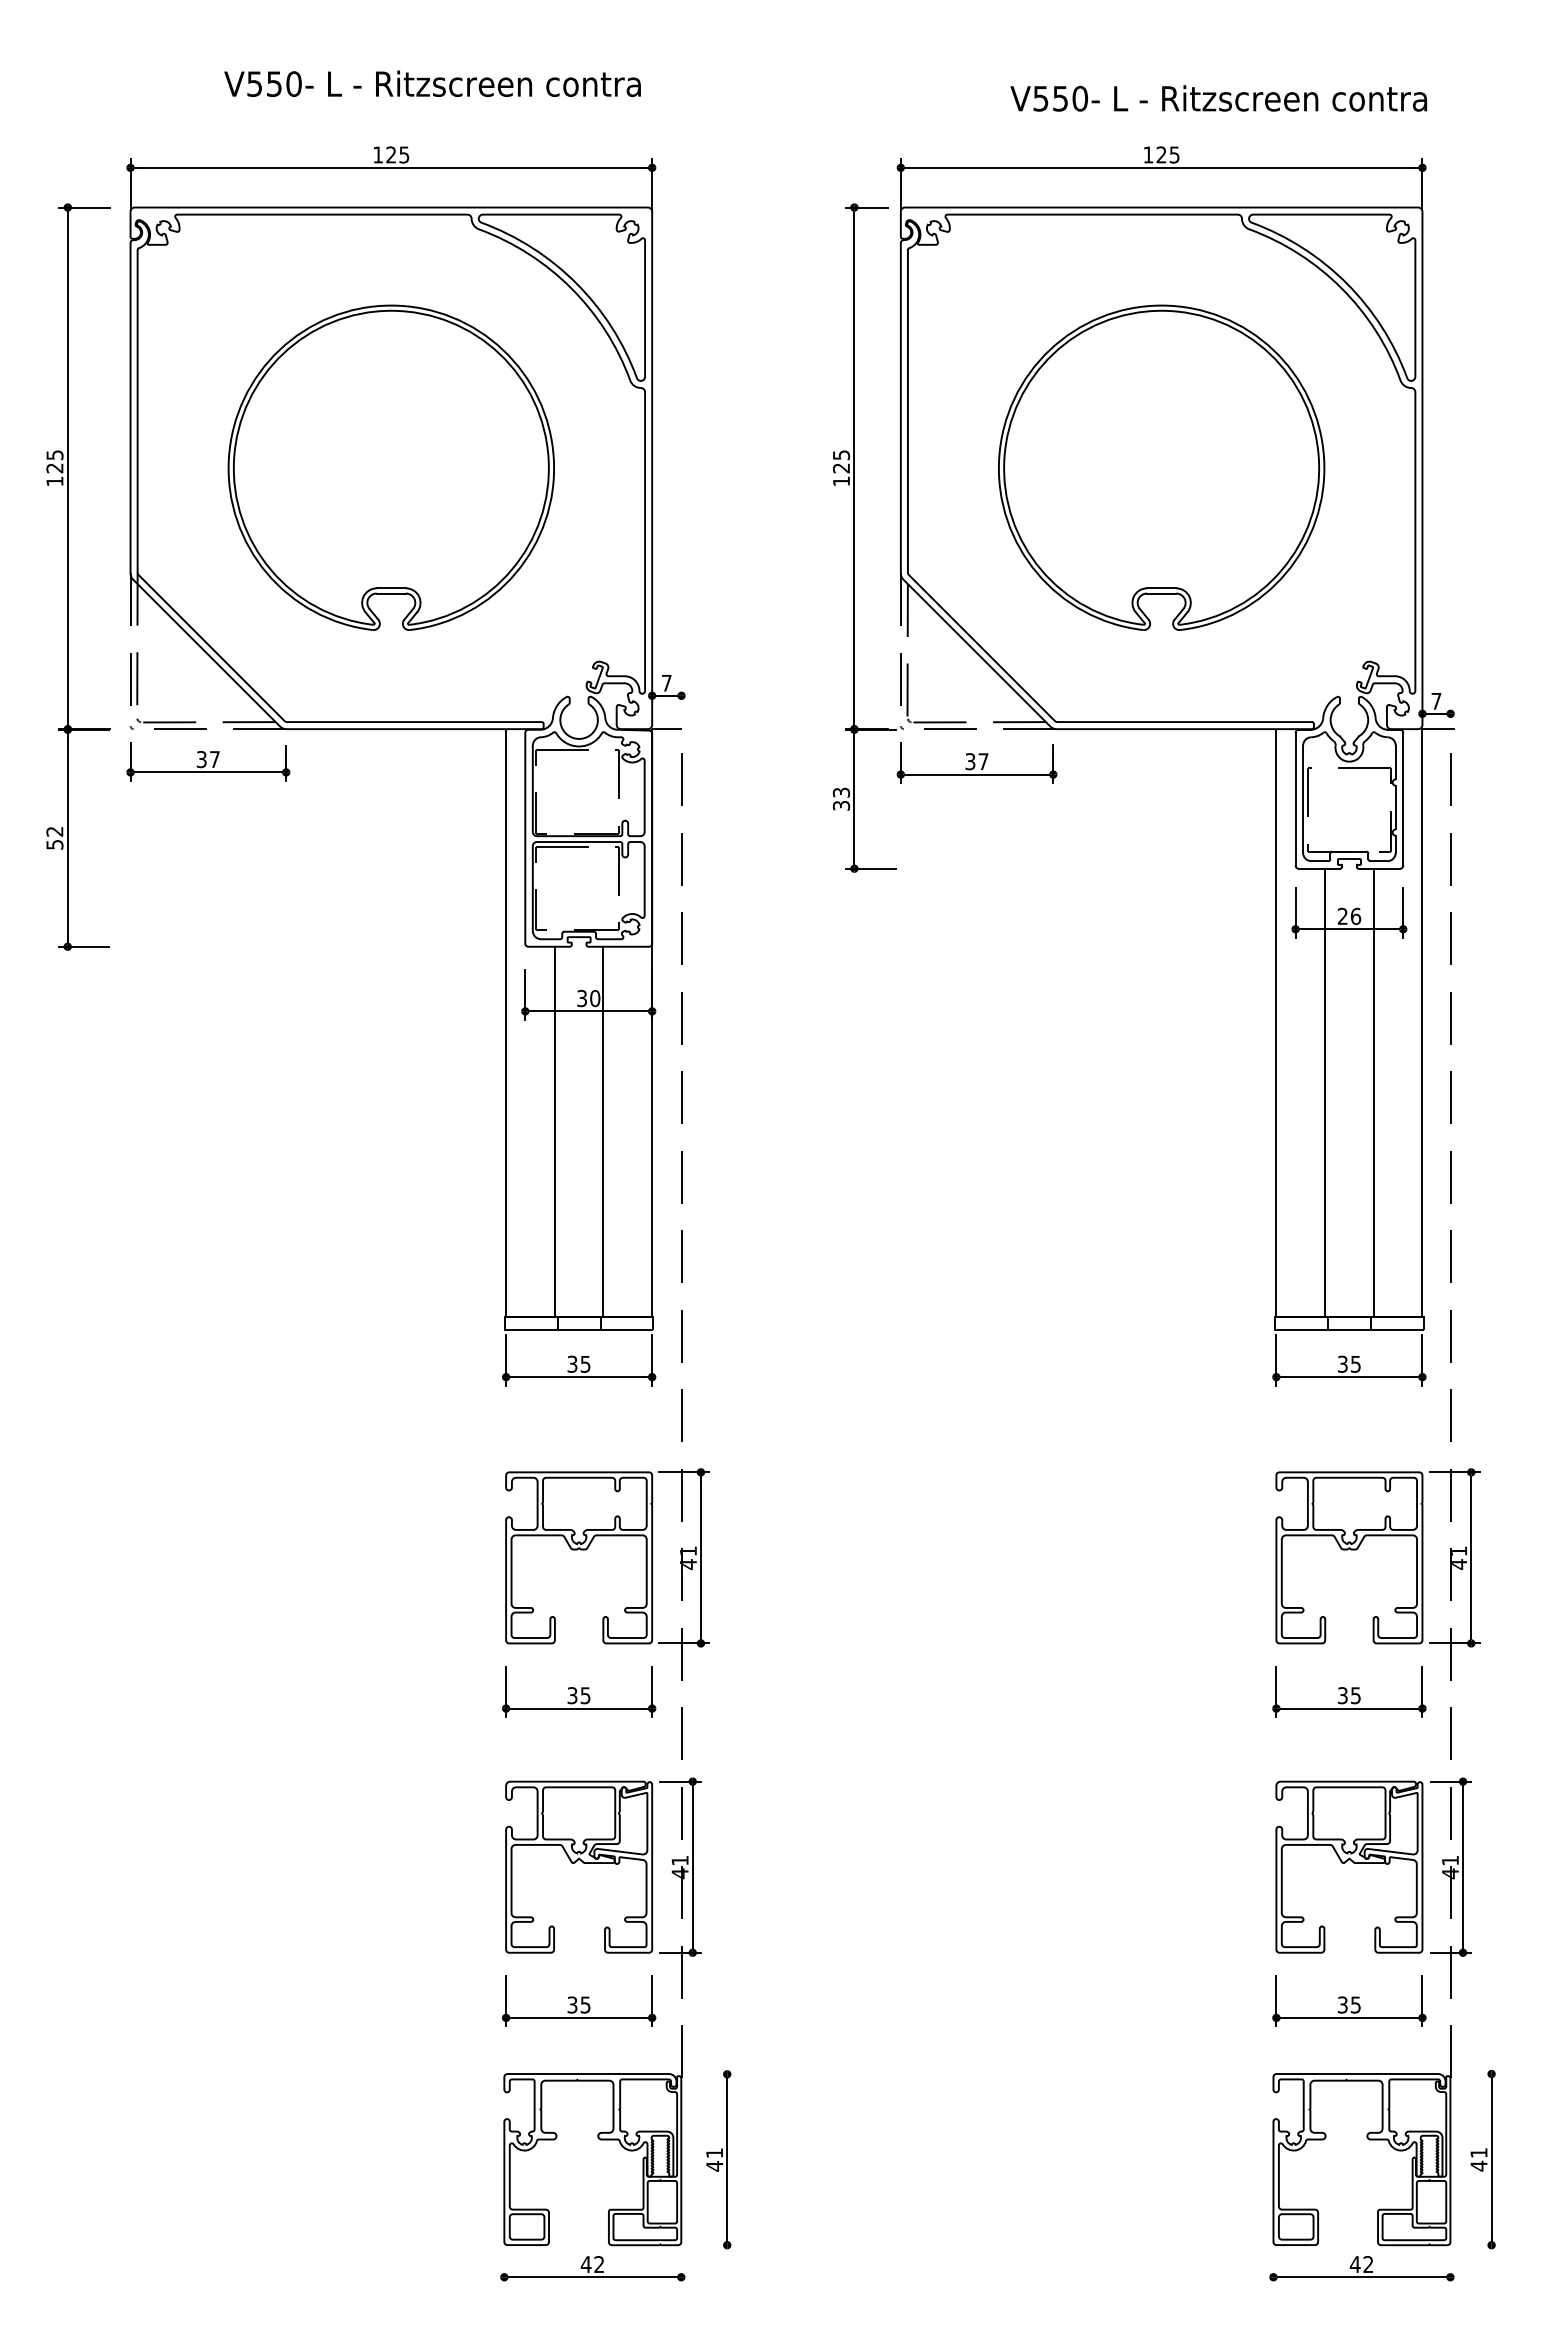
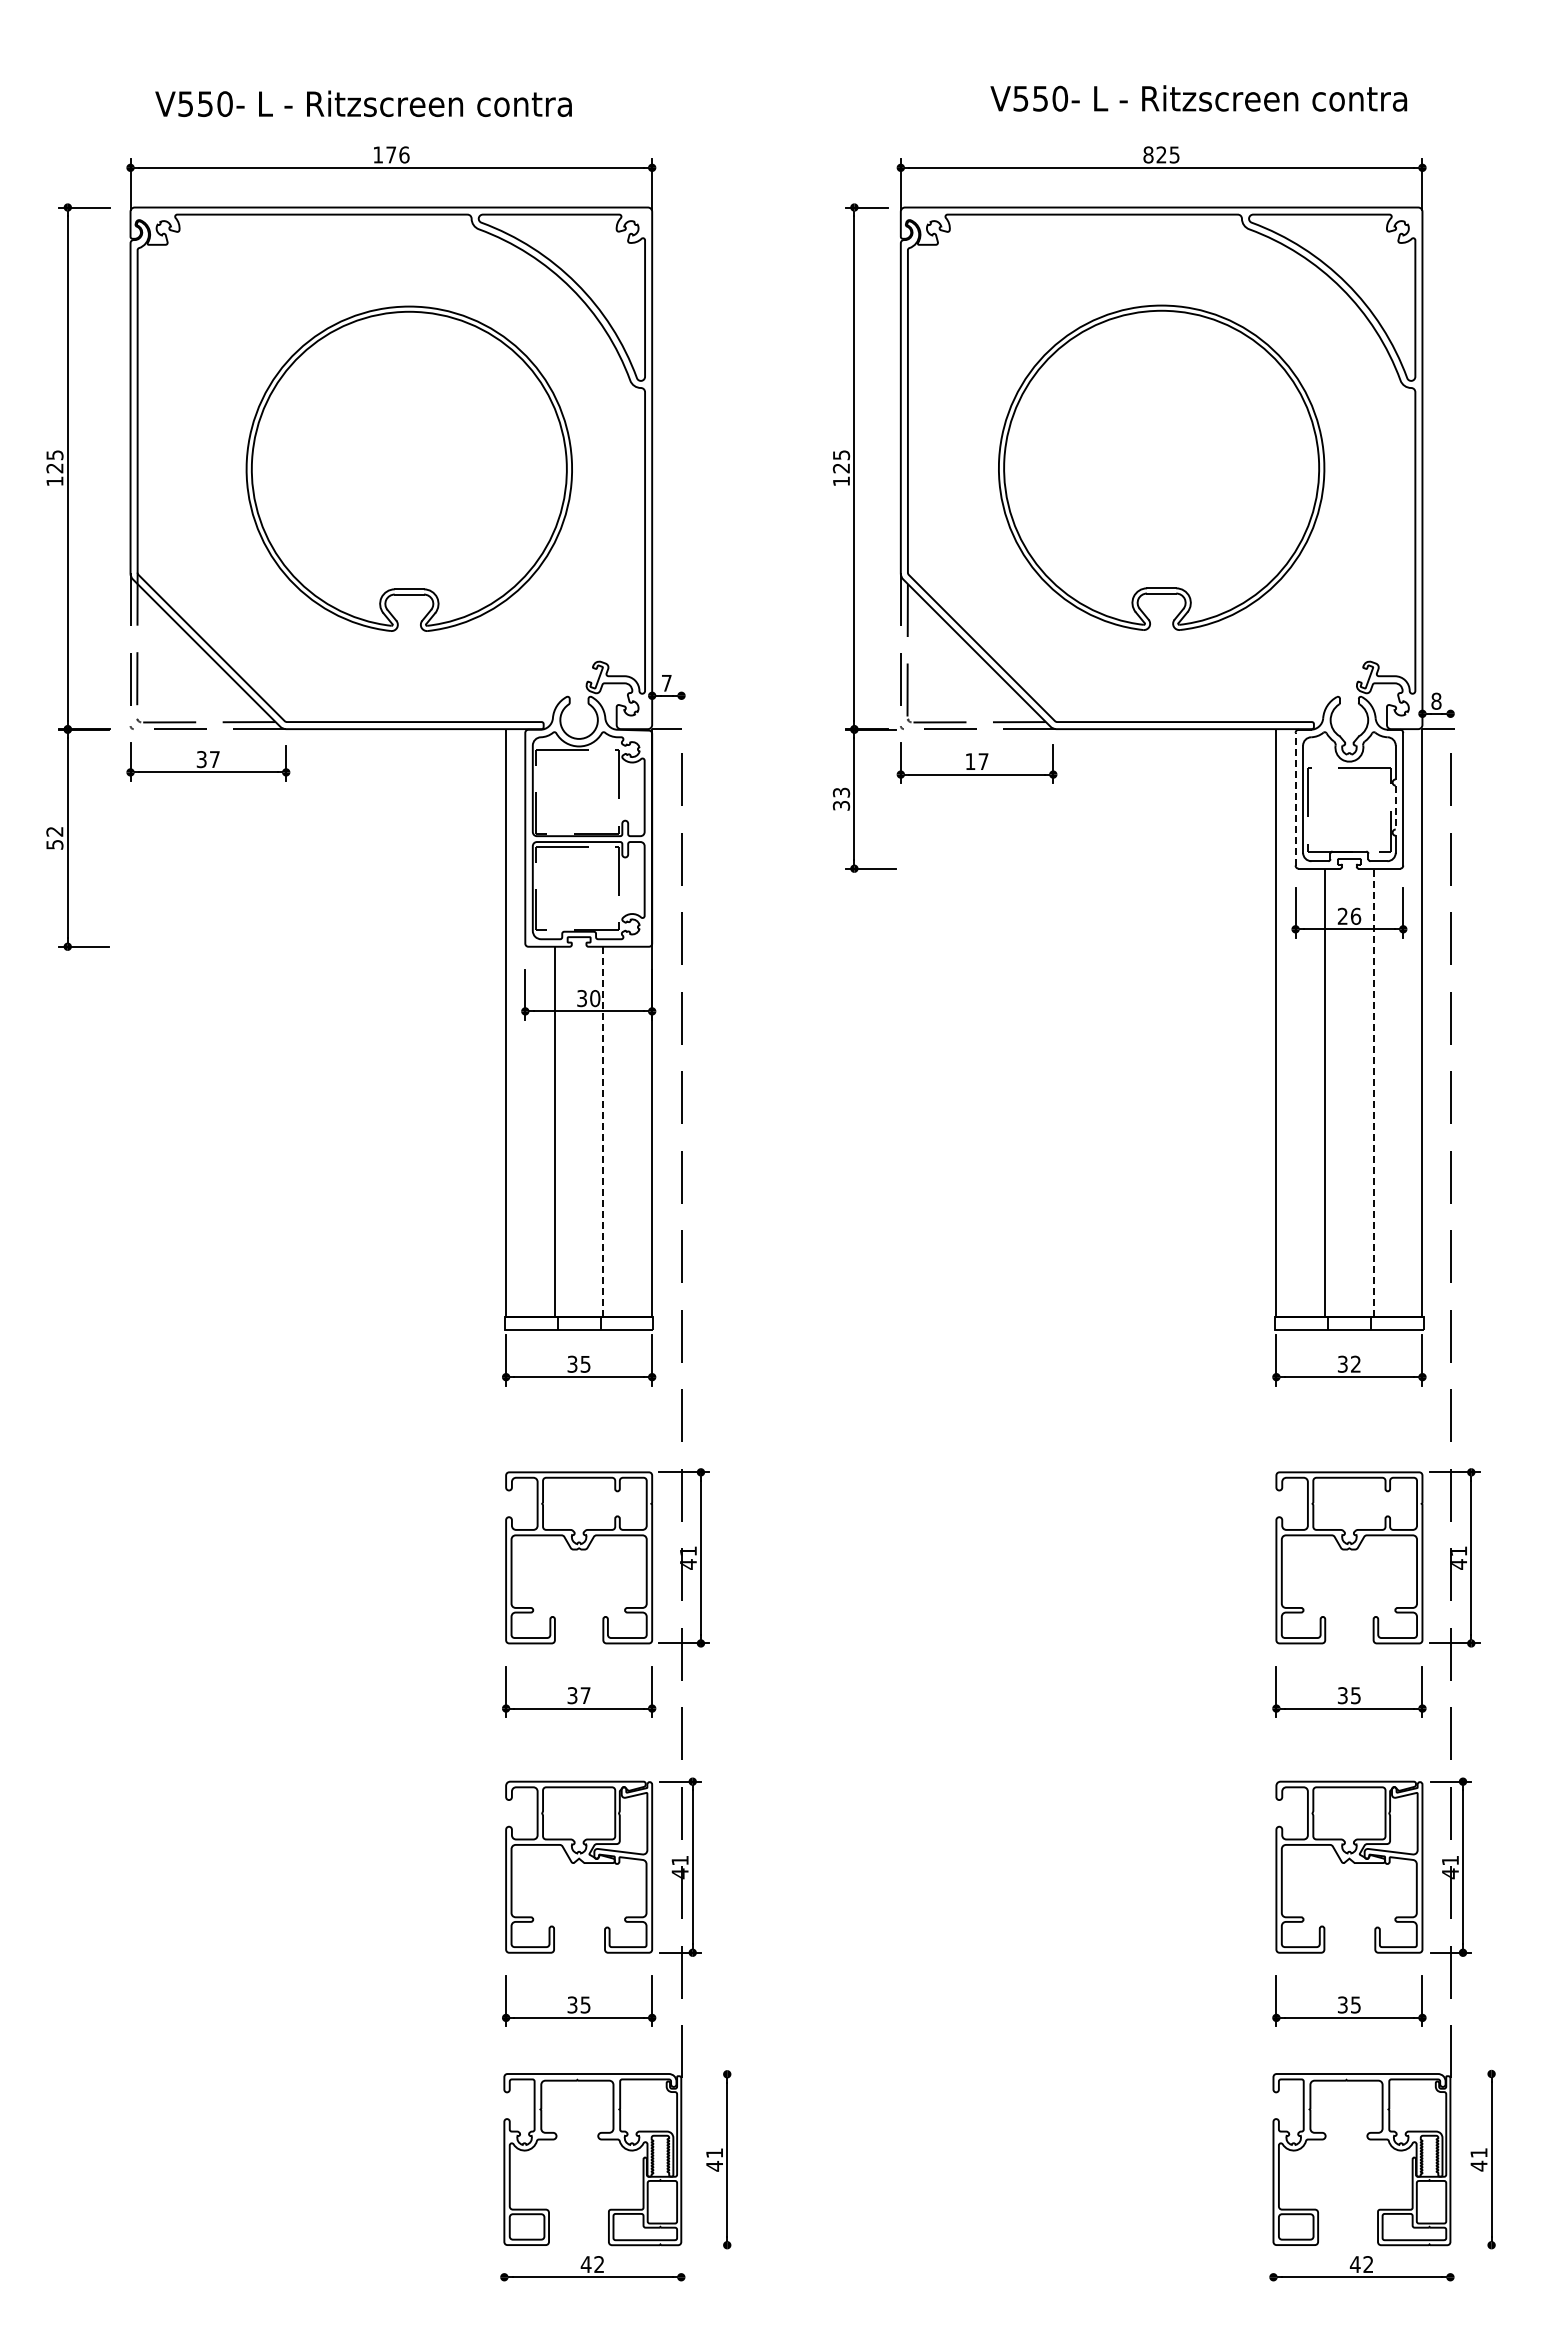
text position: (432, 83) -> (363, 103) (363, 103)
text position: (1218, 98) -> (1198, 98) (1198, 98)
text: 125 -> 176 (397, 154)
text: 125 -> 825 (1148, 154)
part position: (390, 467) -> (408, 468) (408, 468)
text: 7 -> 8 (1436, 700)
text: 37 -> 17 (970, 761)
line: solid -> dashed (1295, 798)
line: solid -> dashed (1395, 807)
line: solid -> dashed (1373, 1092)
line: solid -> dashed (603, 1131)
text: 35 -> 32 (1355, 1363)
text: 35 -> 37 (585, 1695)
